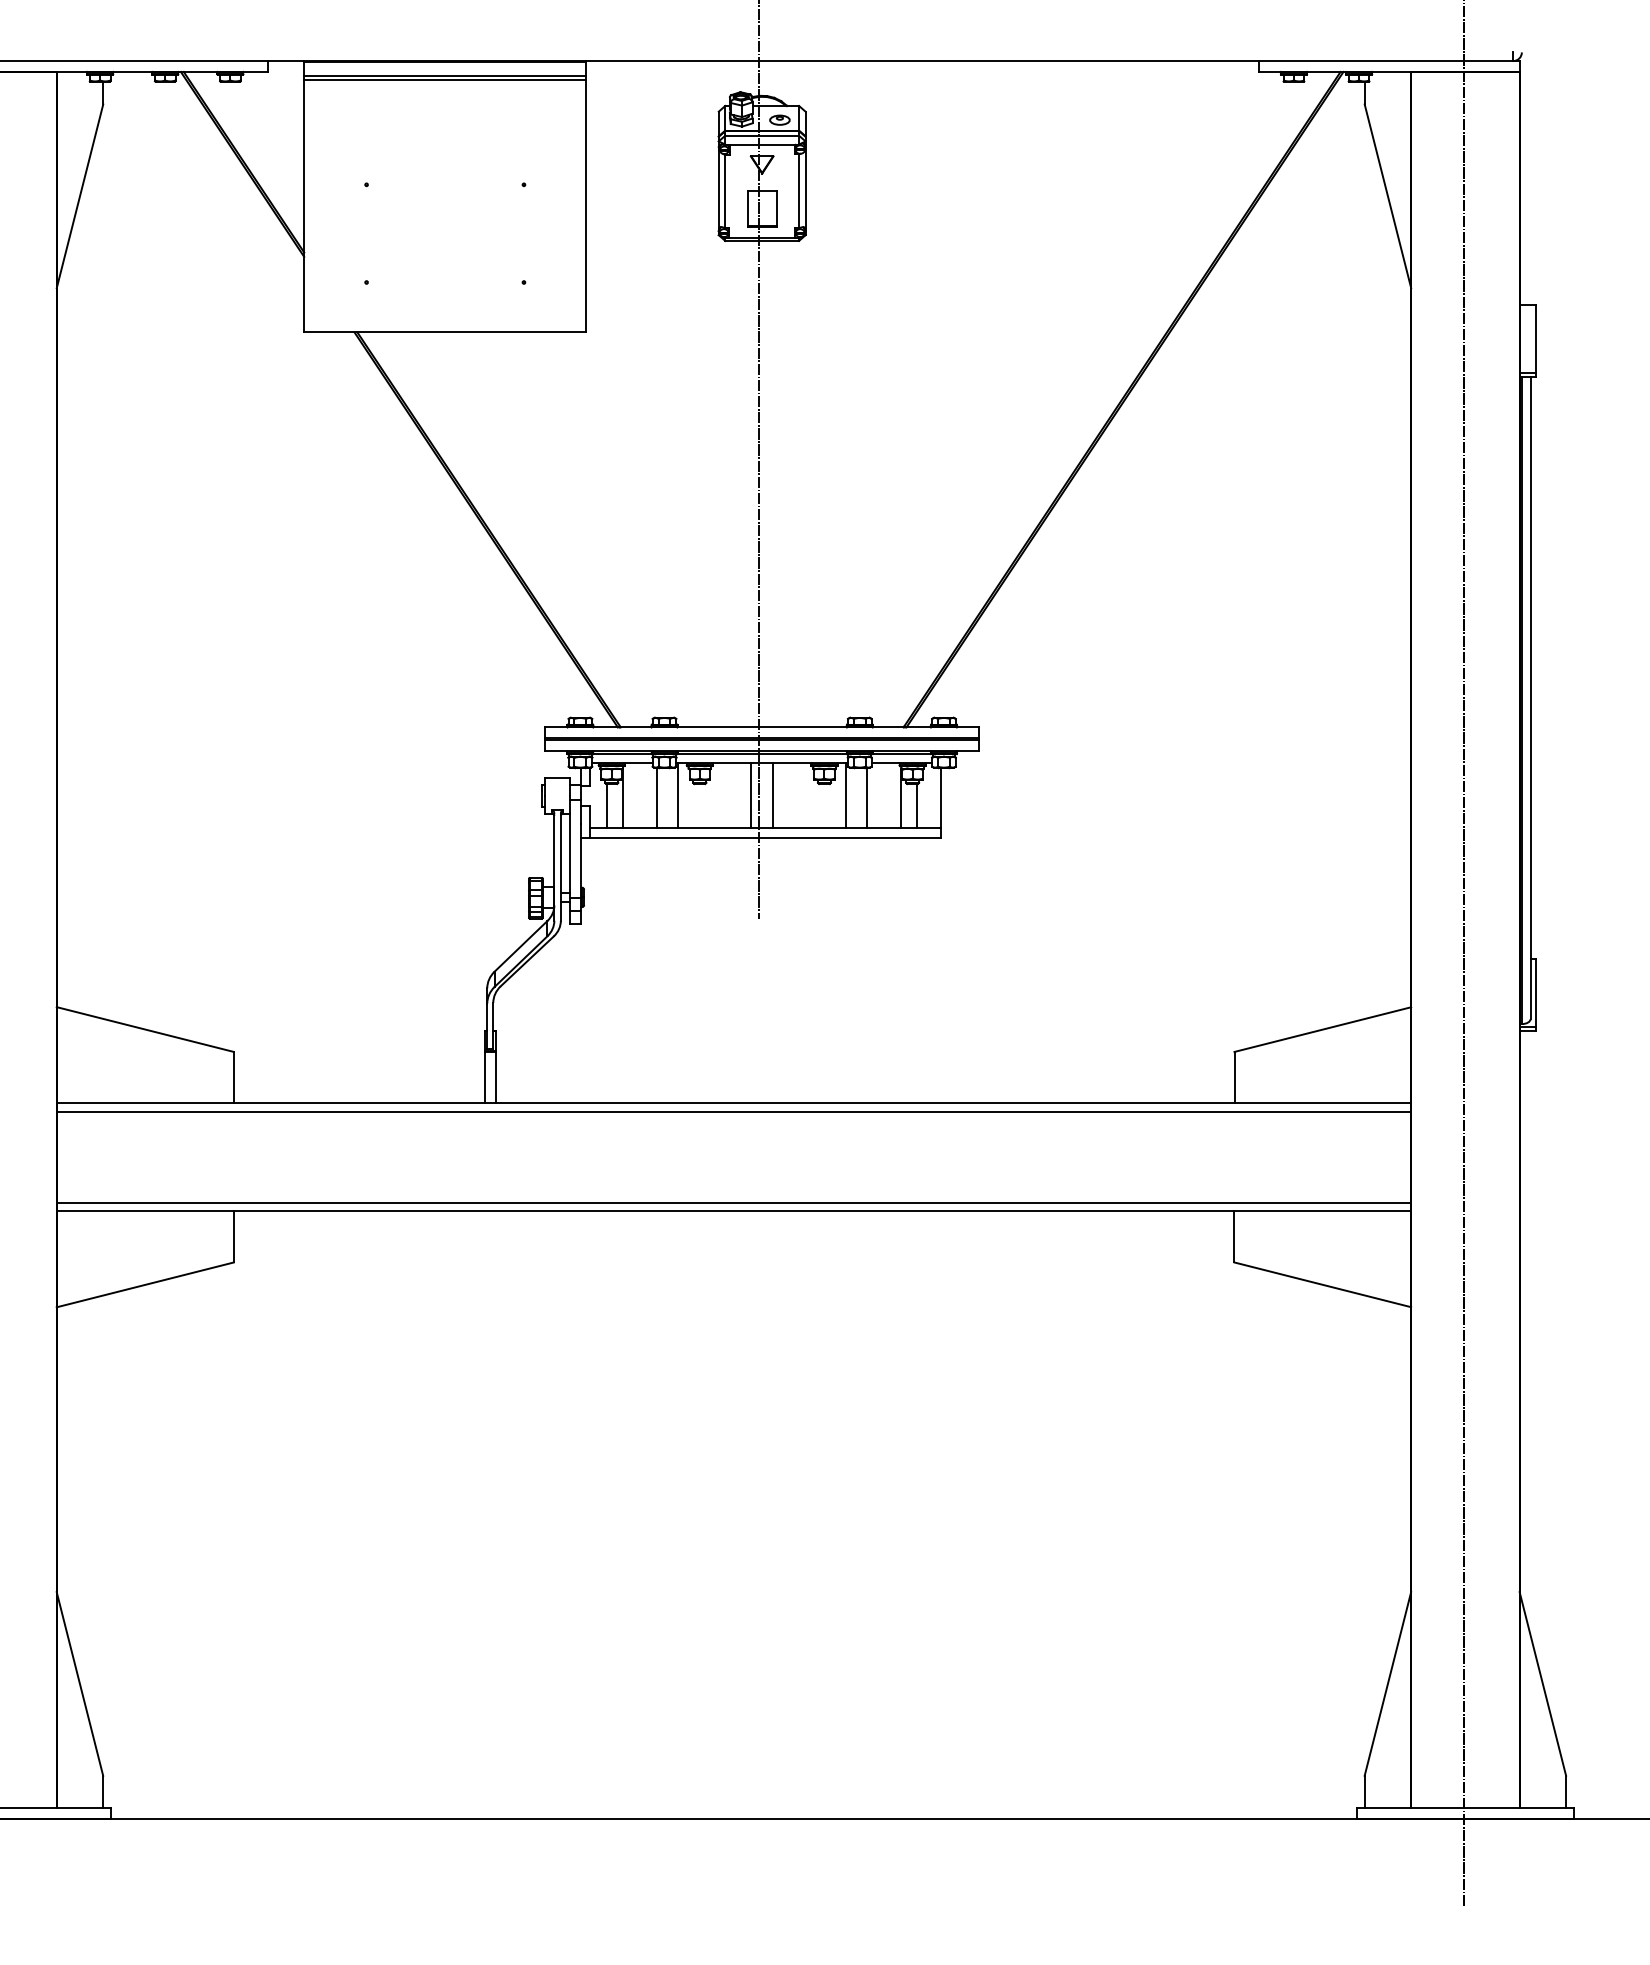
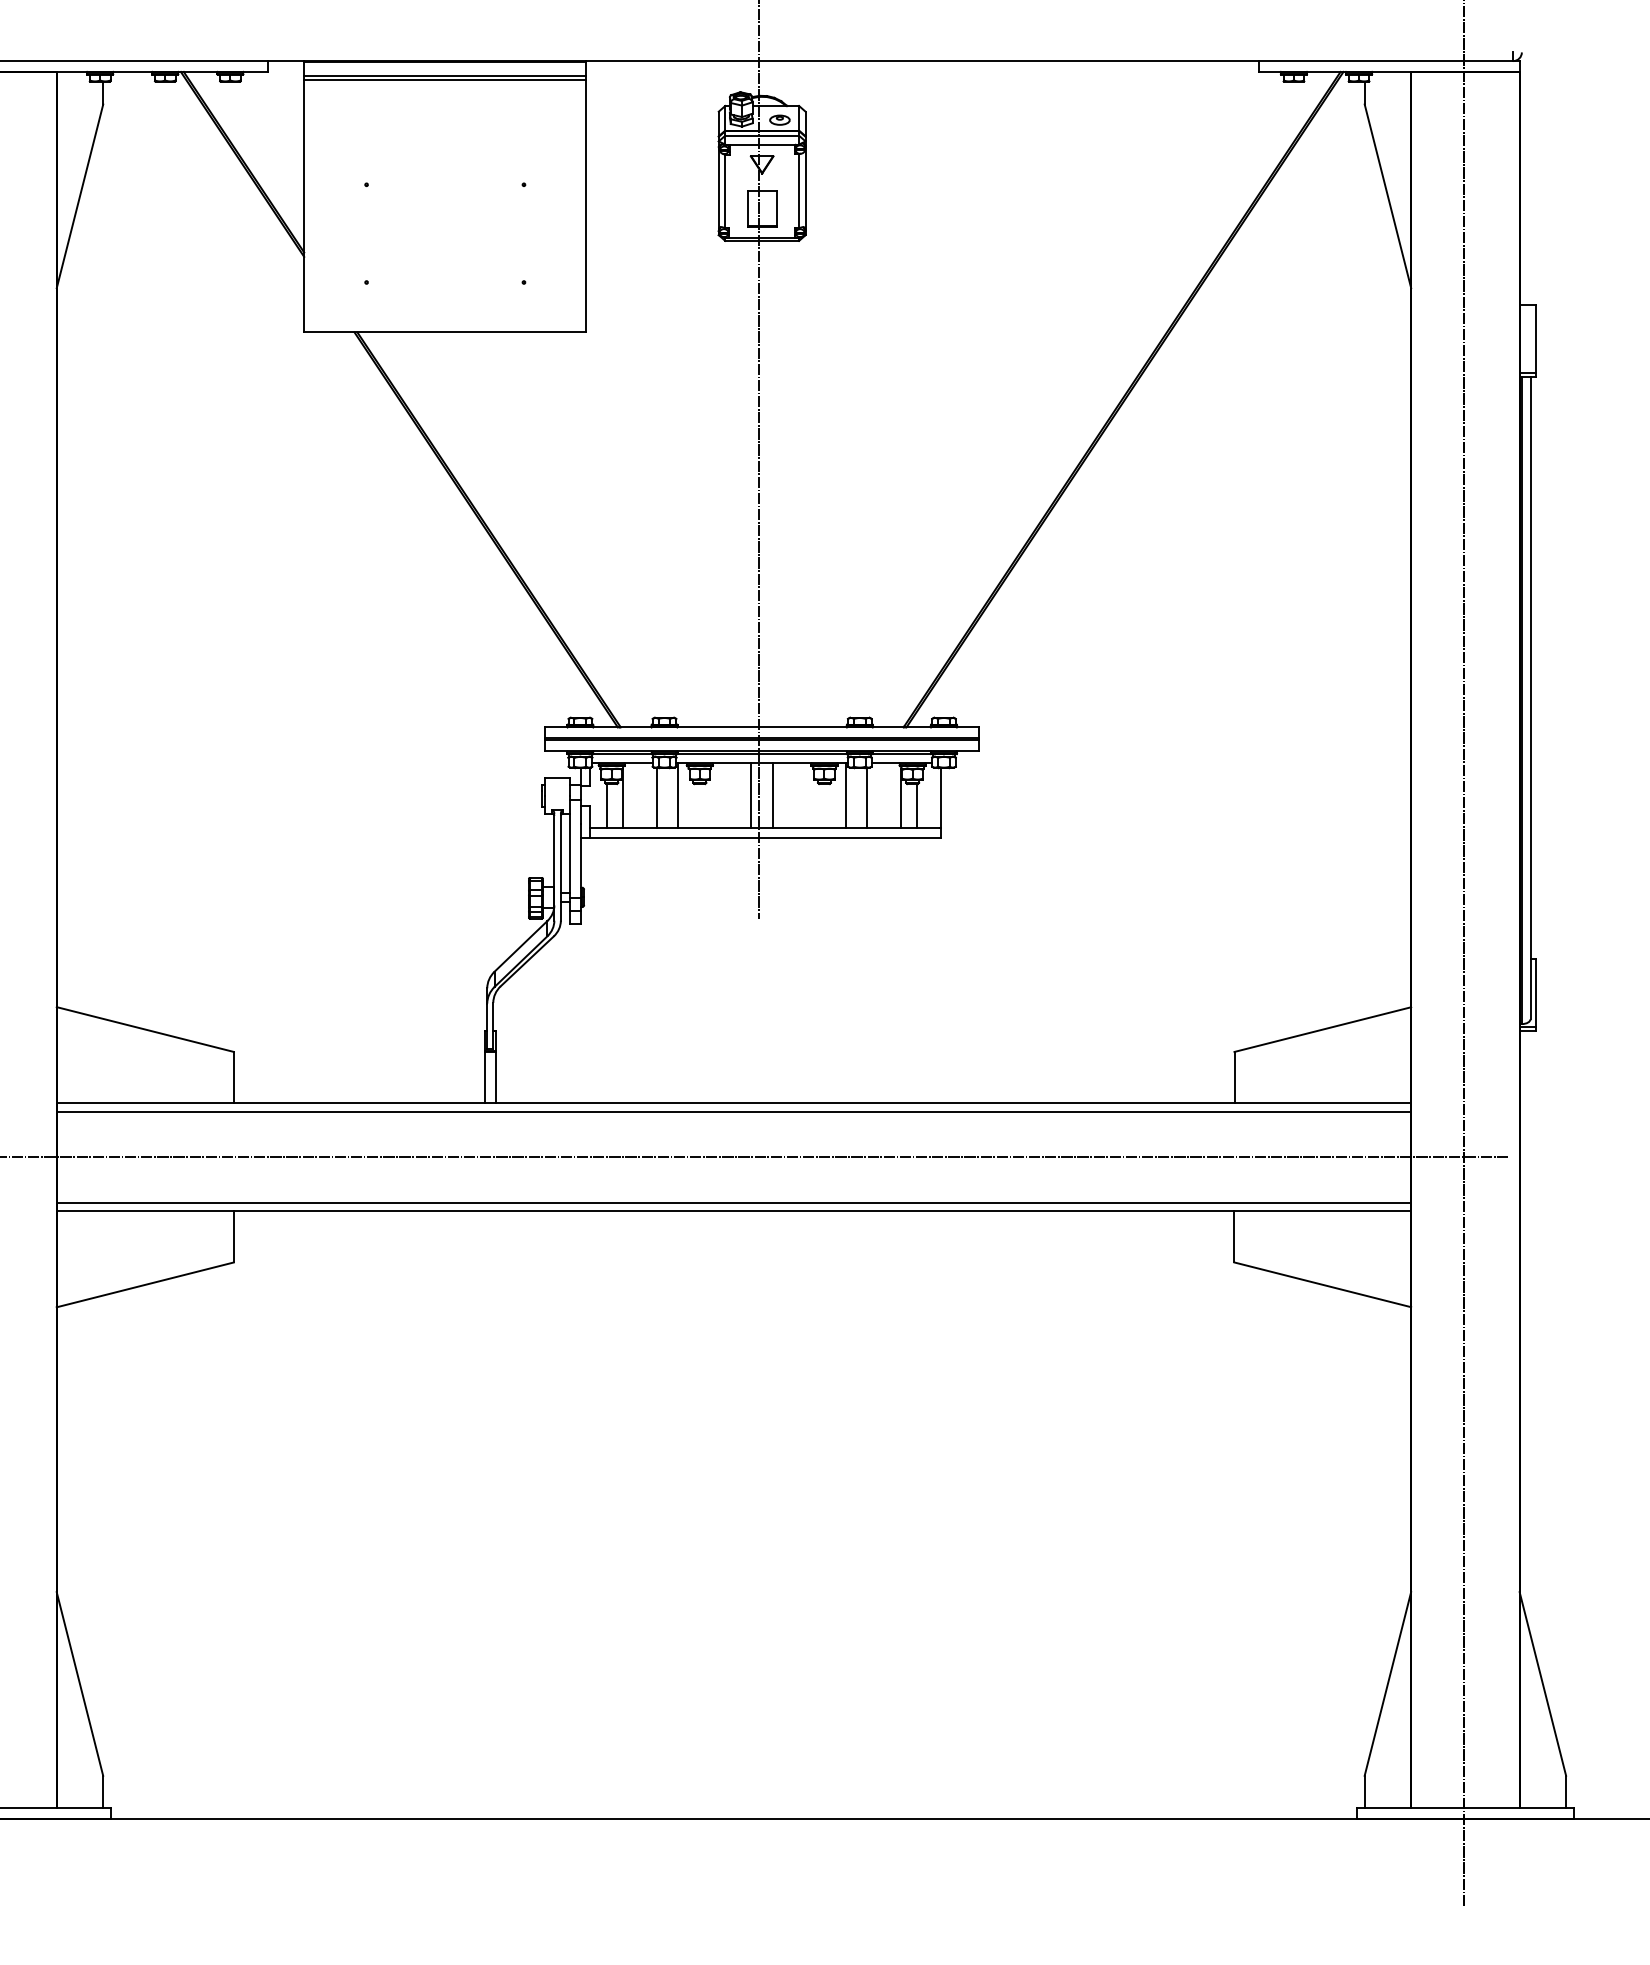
line: none -> present (754, 1157)
